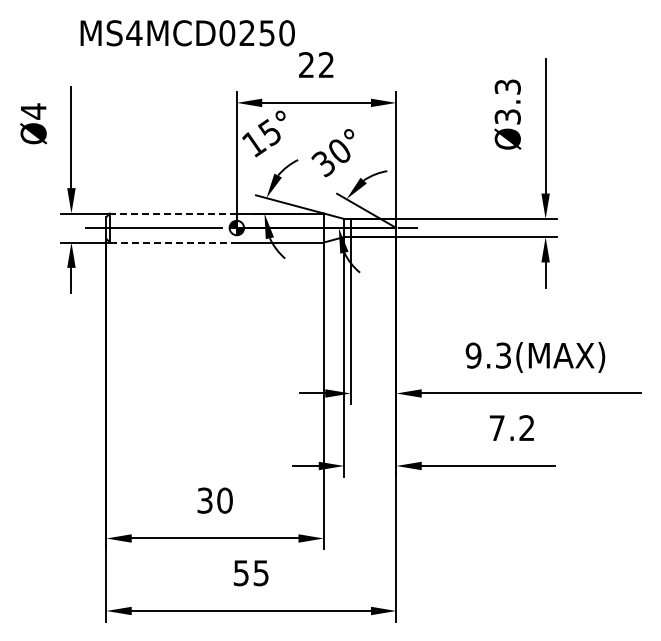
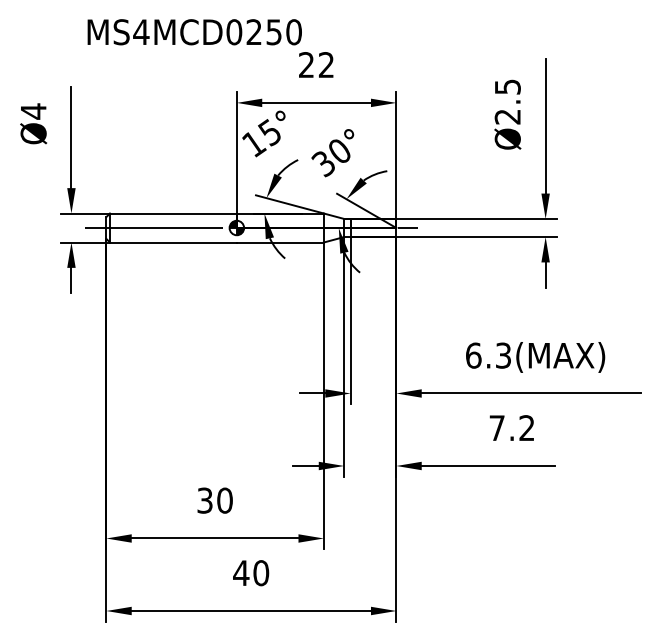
text position: (187, 33) -> (194, 32) (194, 32)
text: Ø3.3 -> Ø2.5 (507, 101)
line: dashed -> solid (172, 213)
line: dashed -> solid (173, 242)
text: 9.3(MAX) -> 6.3(MAX) (473, 355)
text: 55 -> 40 (251, 573)
